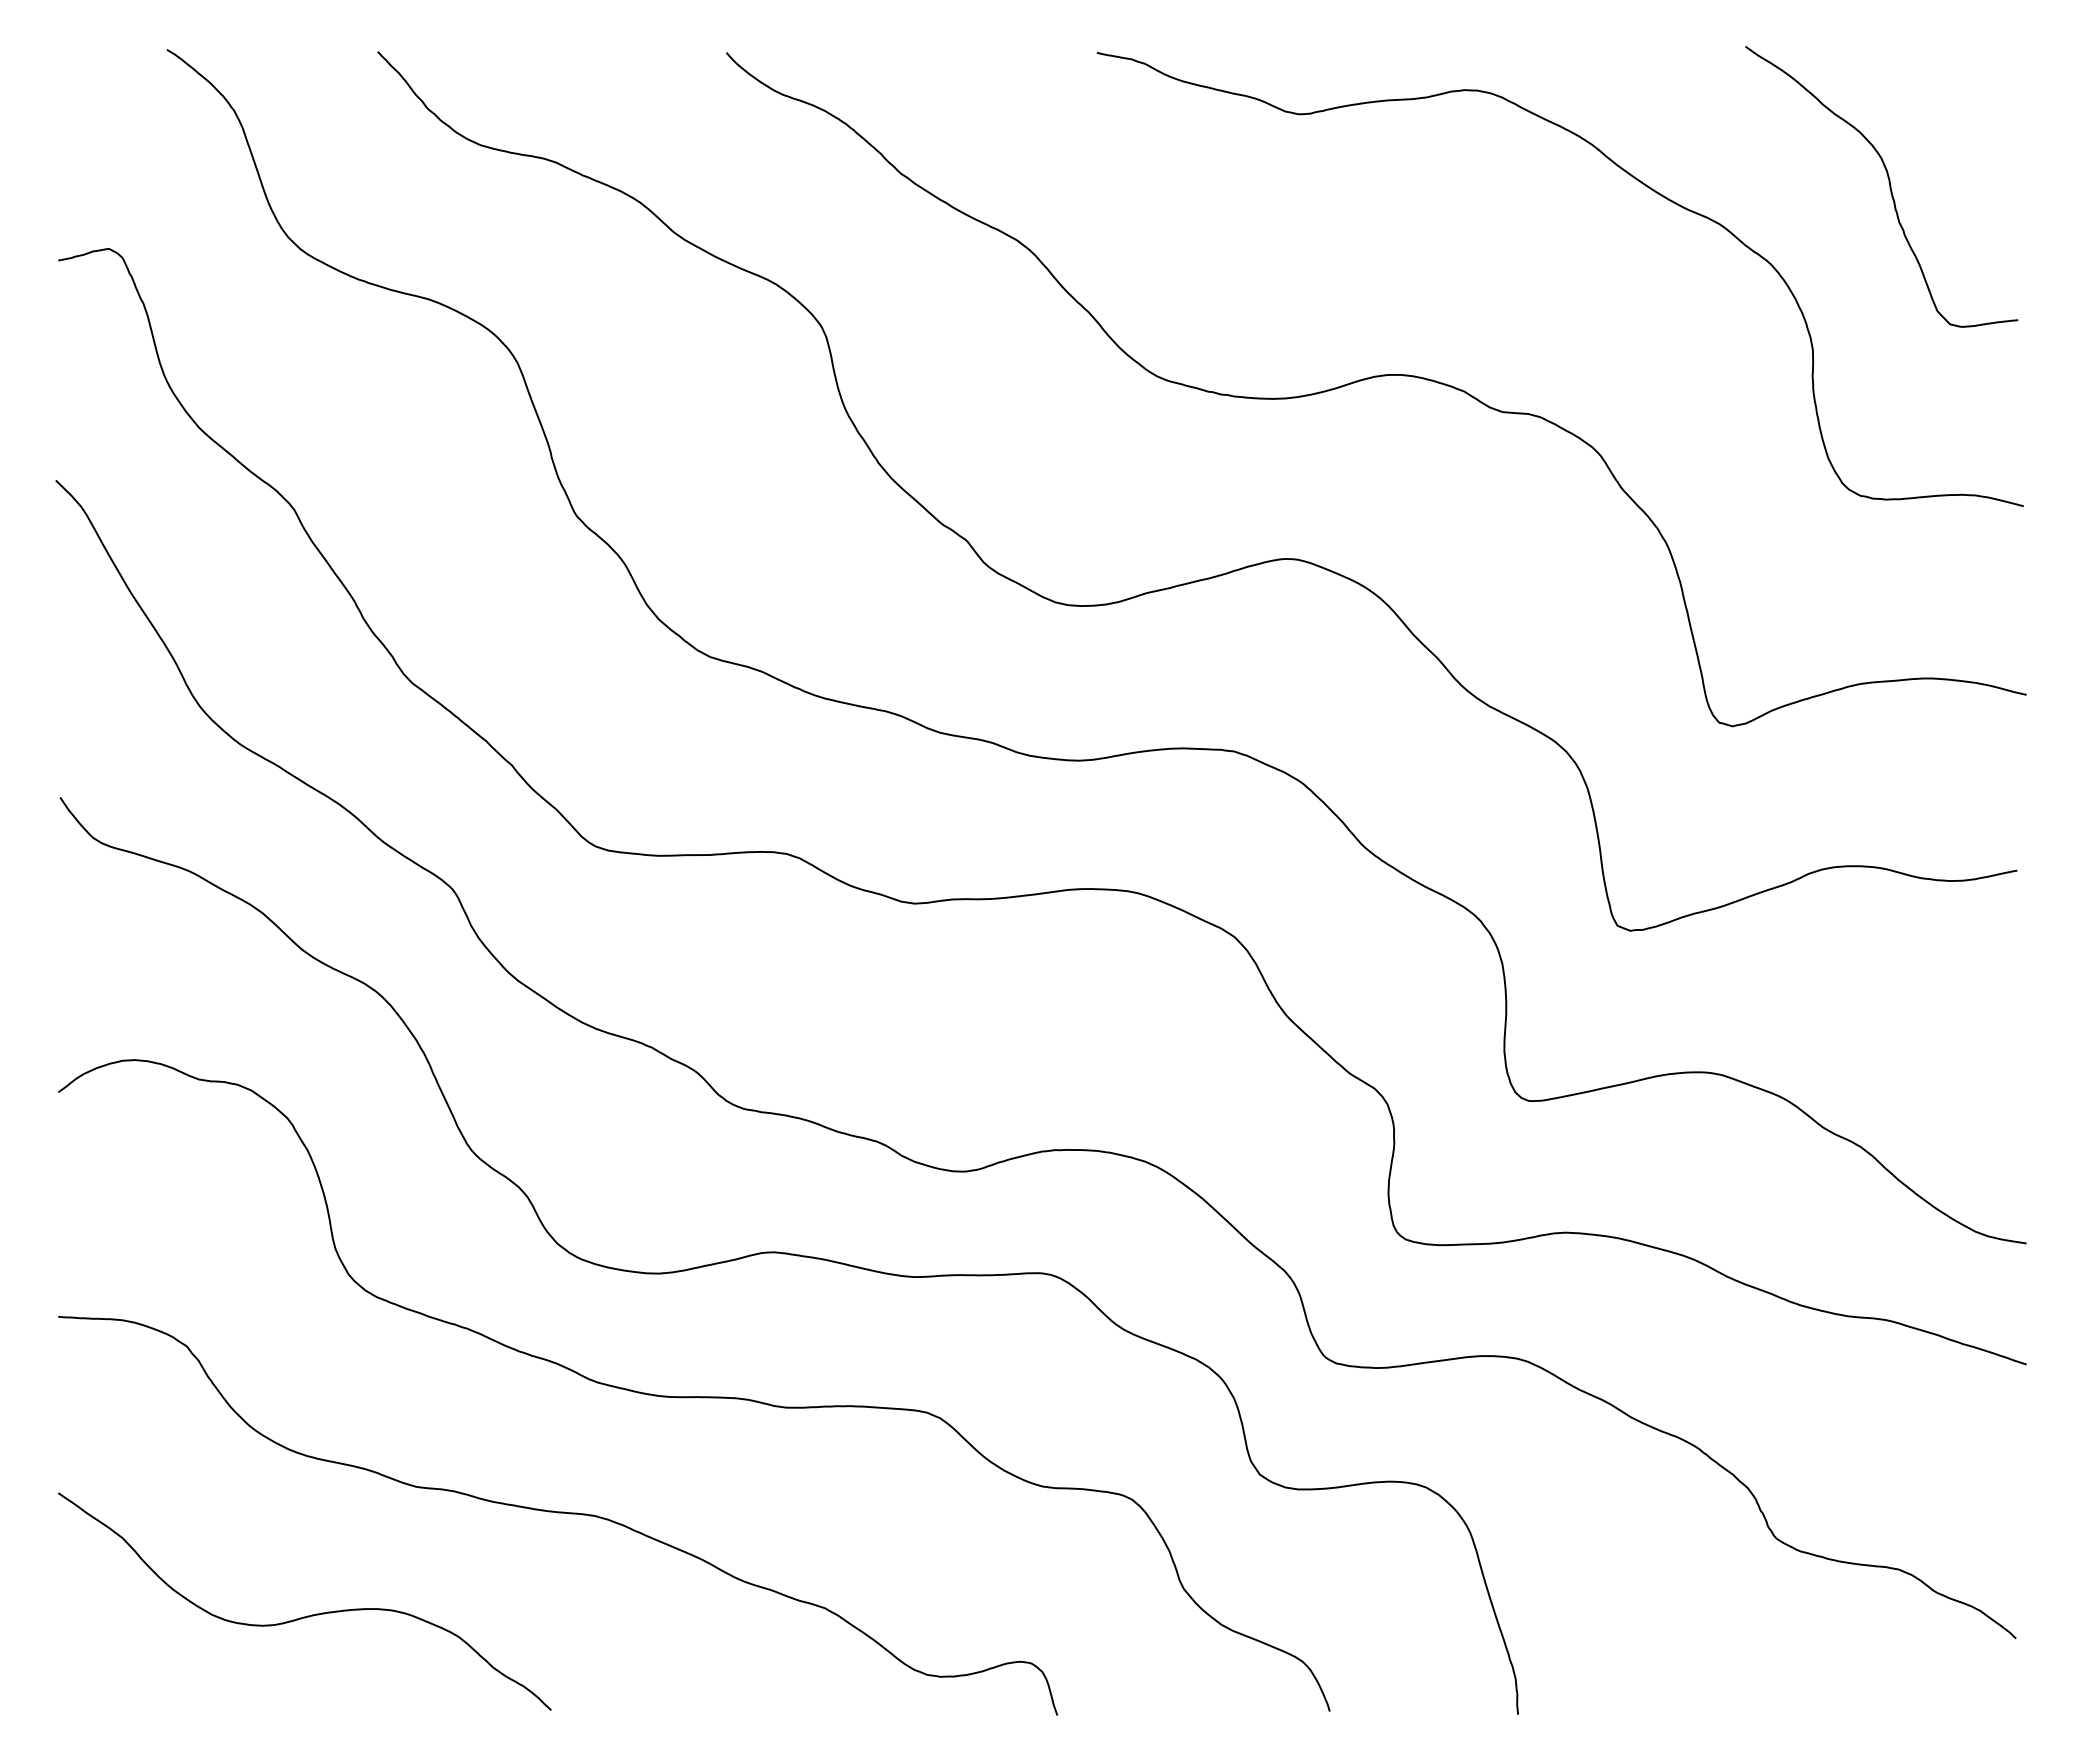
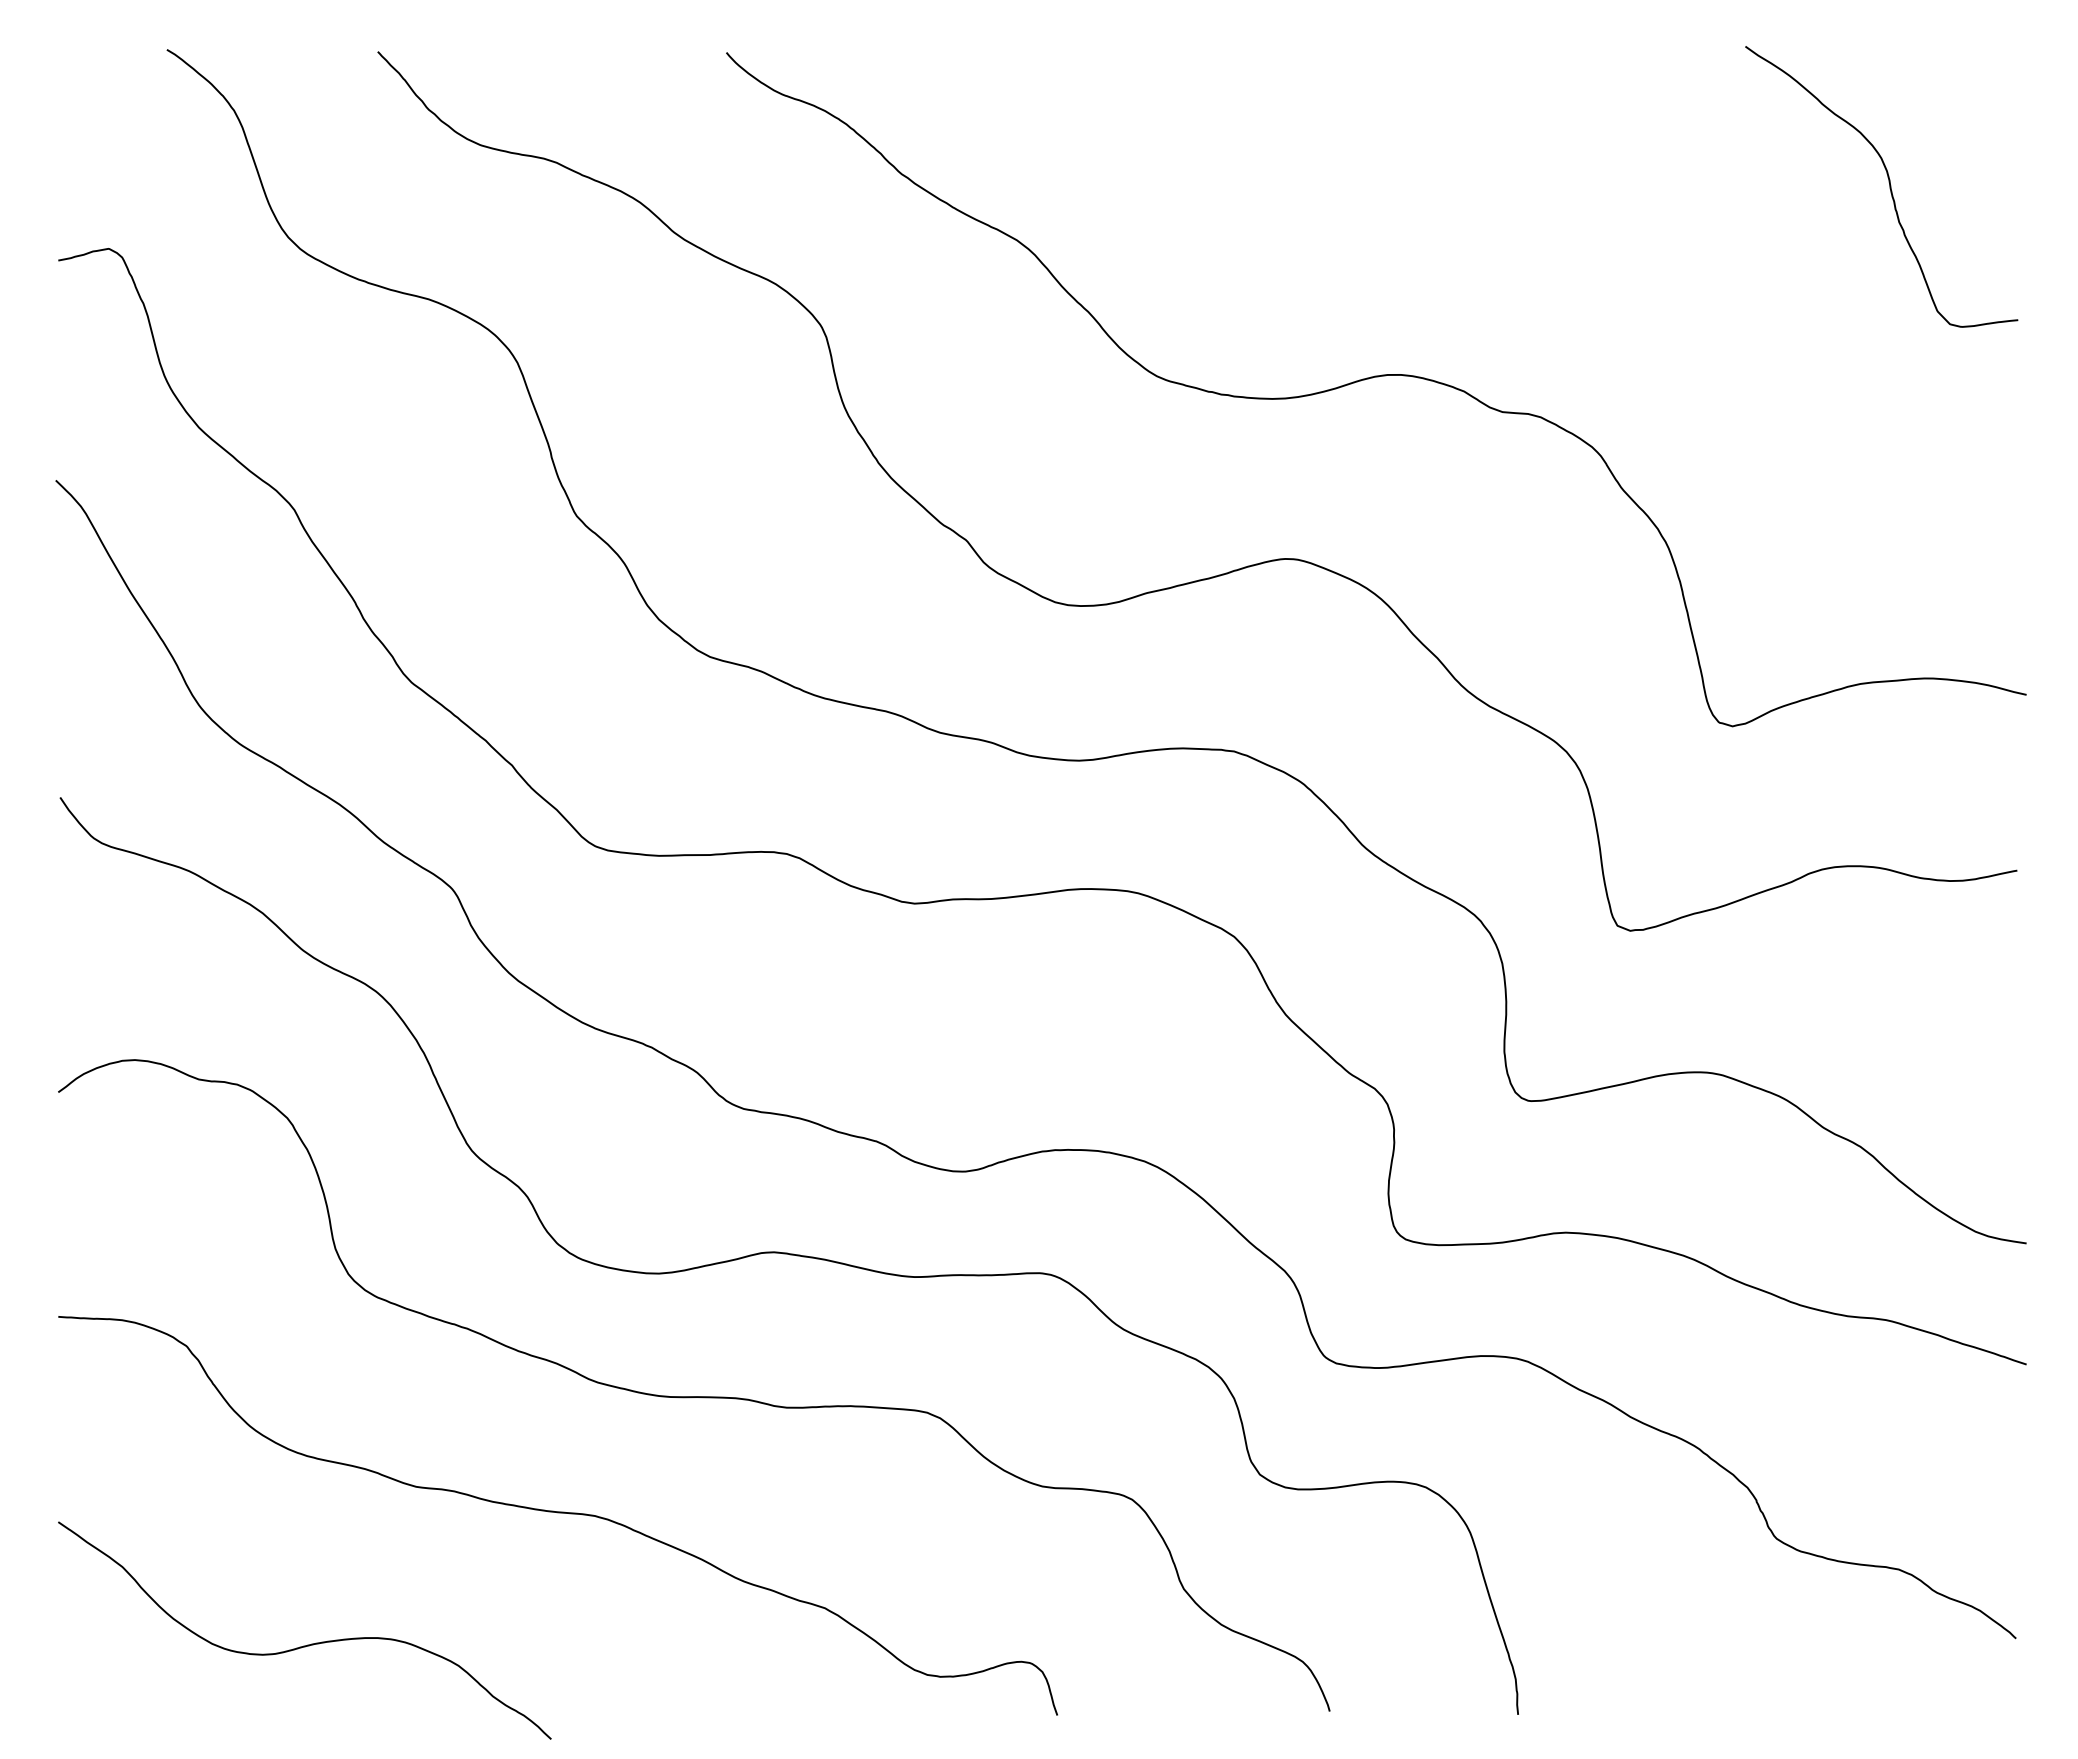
curve: present -> none (1629, 175)
curve position: (307, 1615) -> (307, 1644) (307, 1644)
